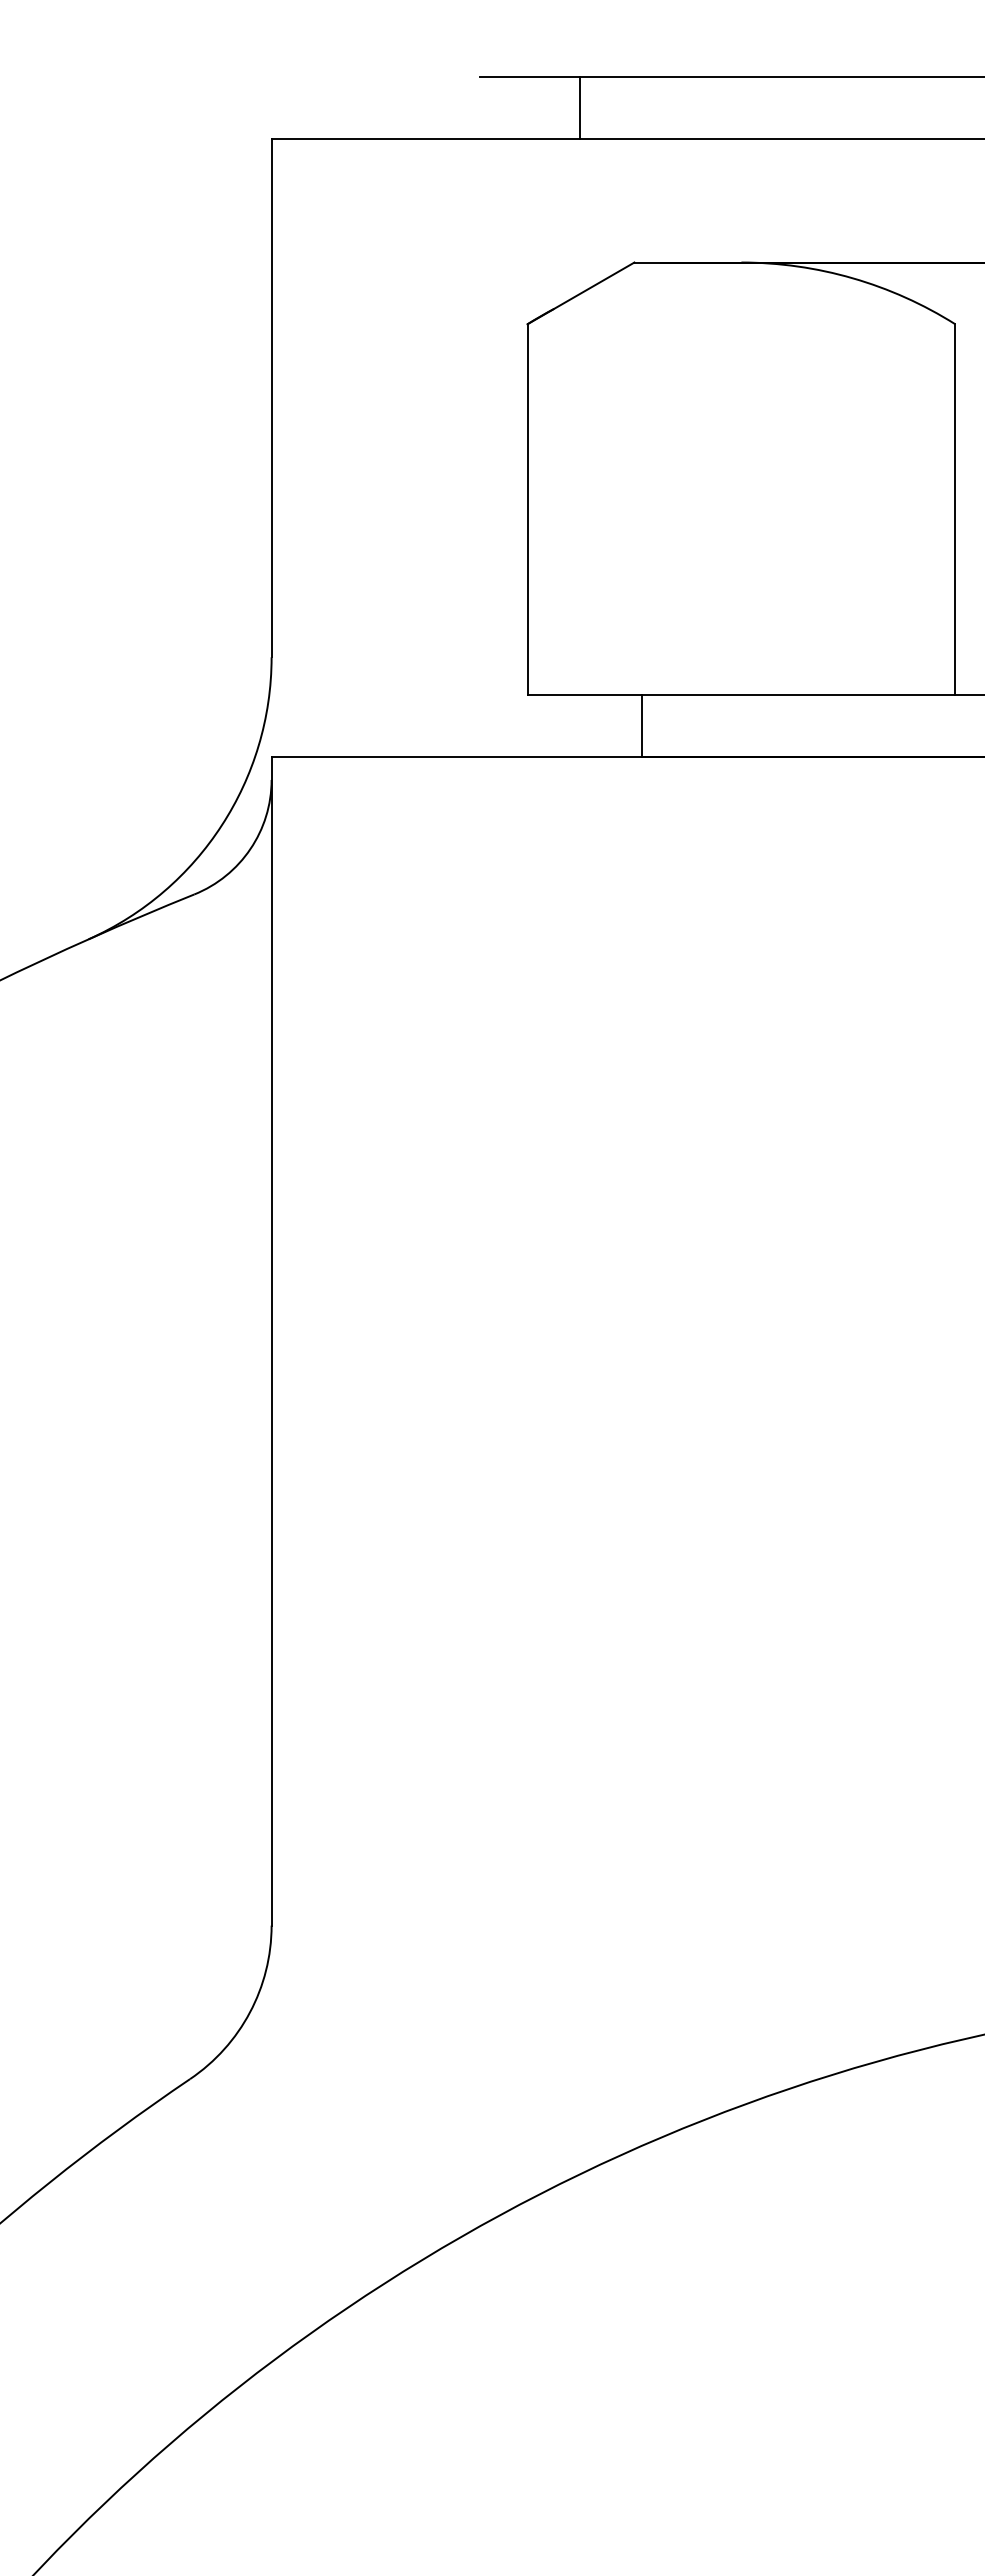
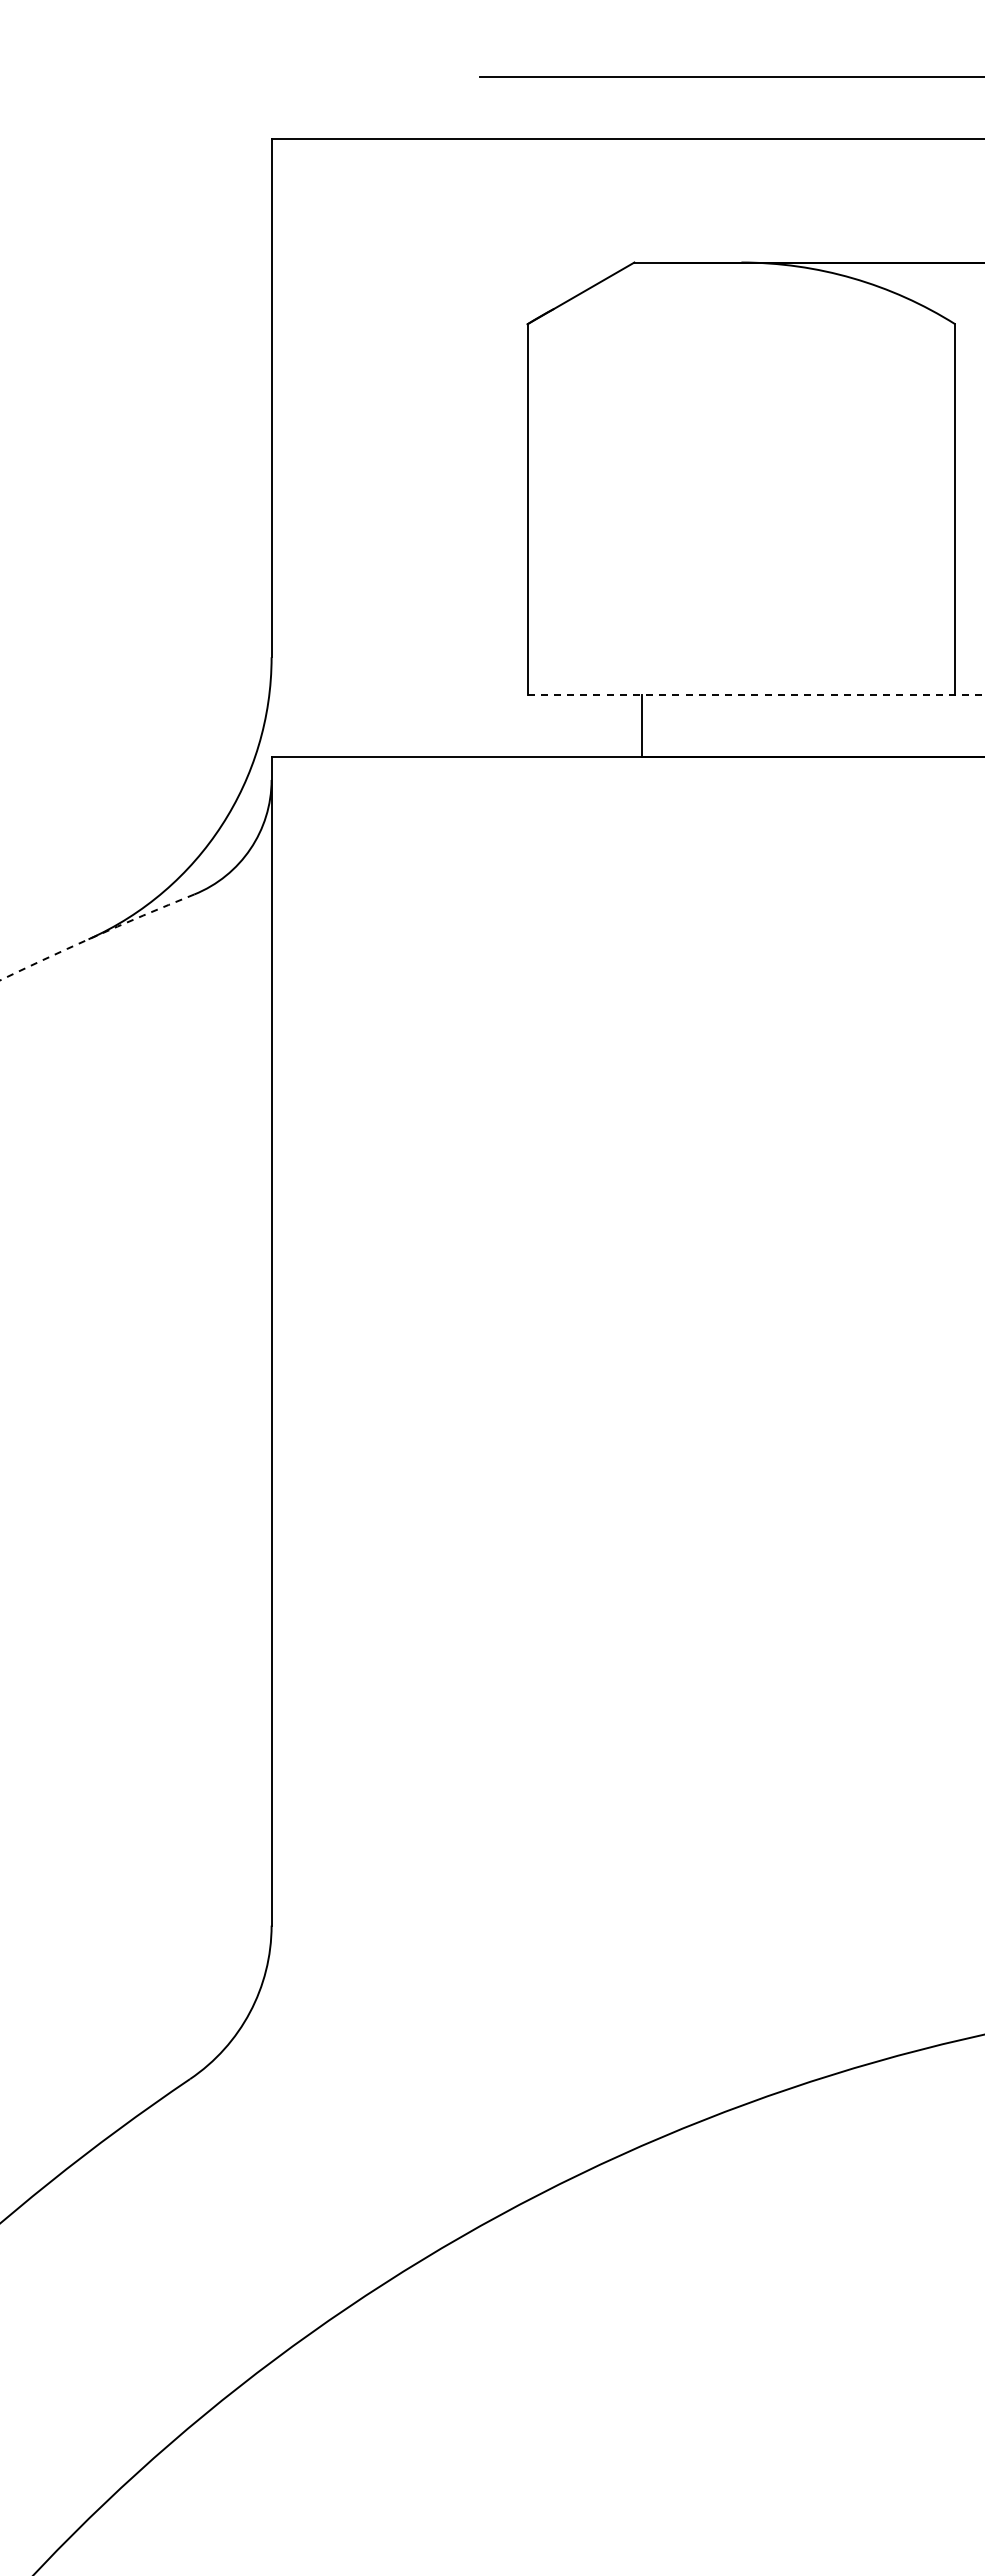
line: present -> none (579, 108)
line: solid -> dashed (756, 694)
arc: solid -> dashed (95, 936)
